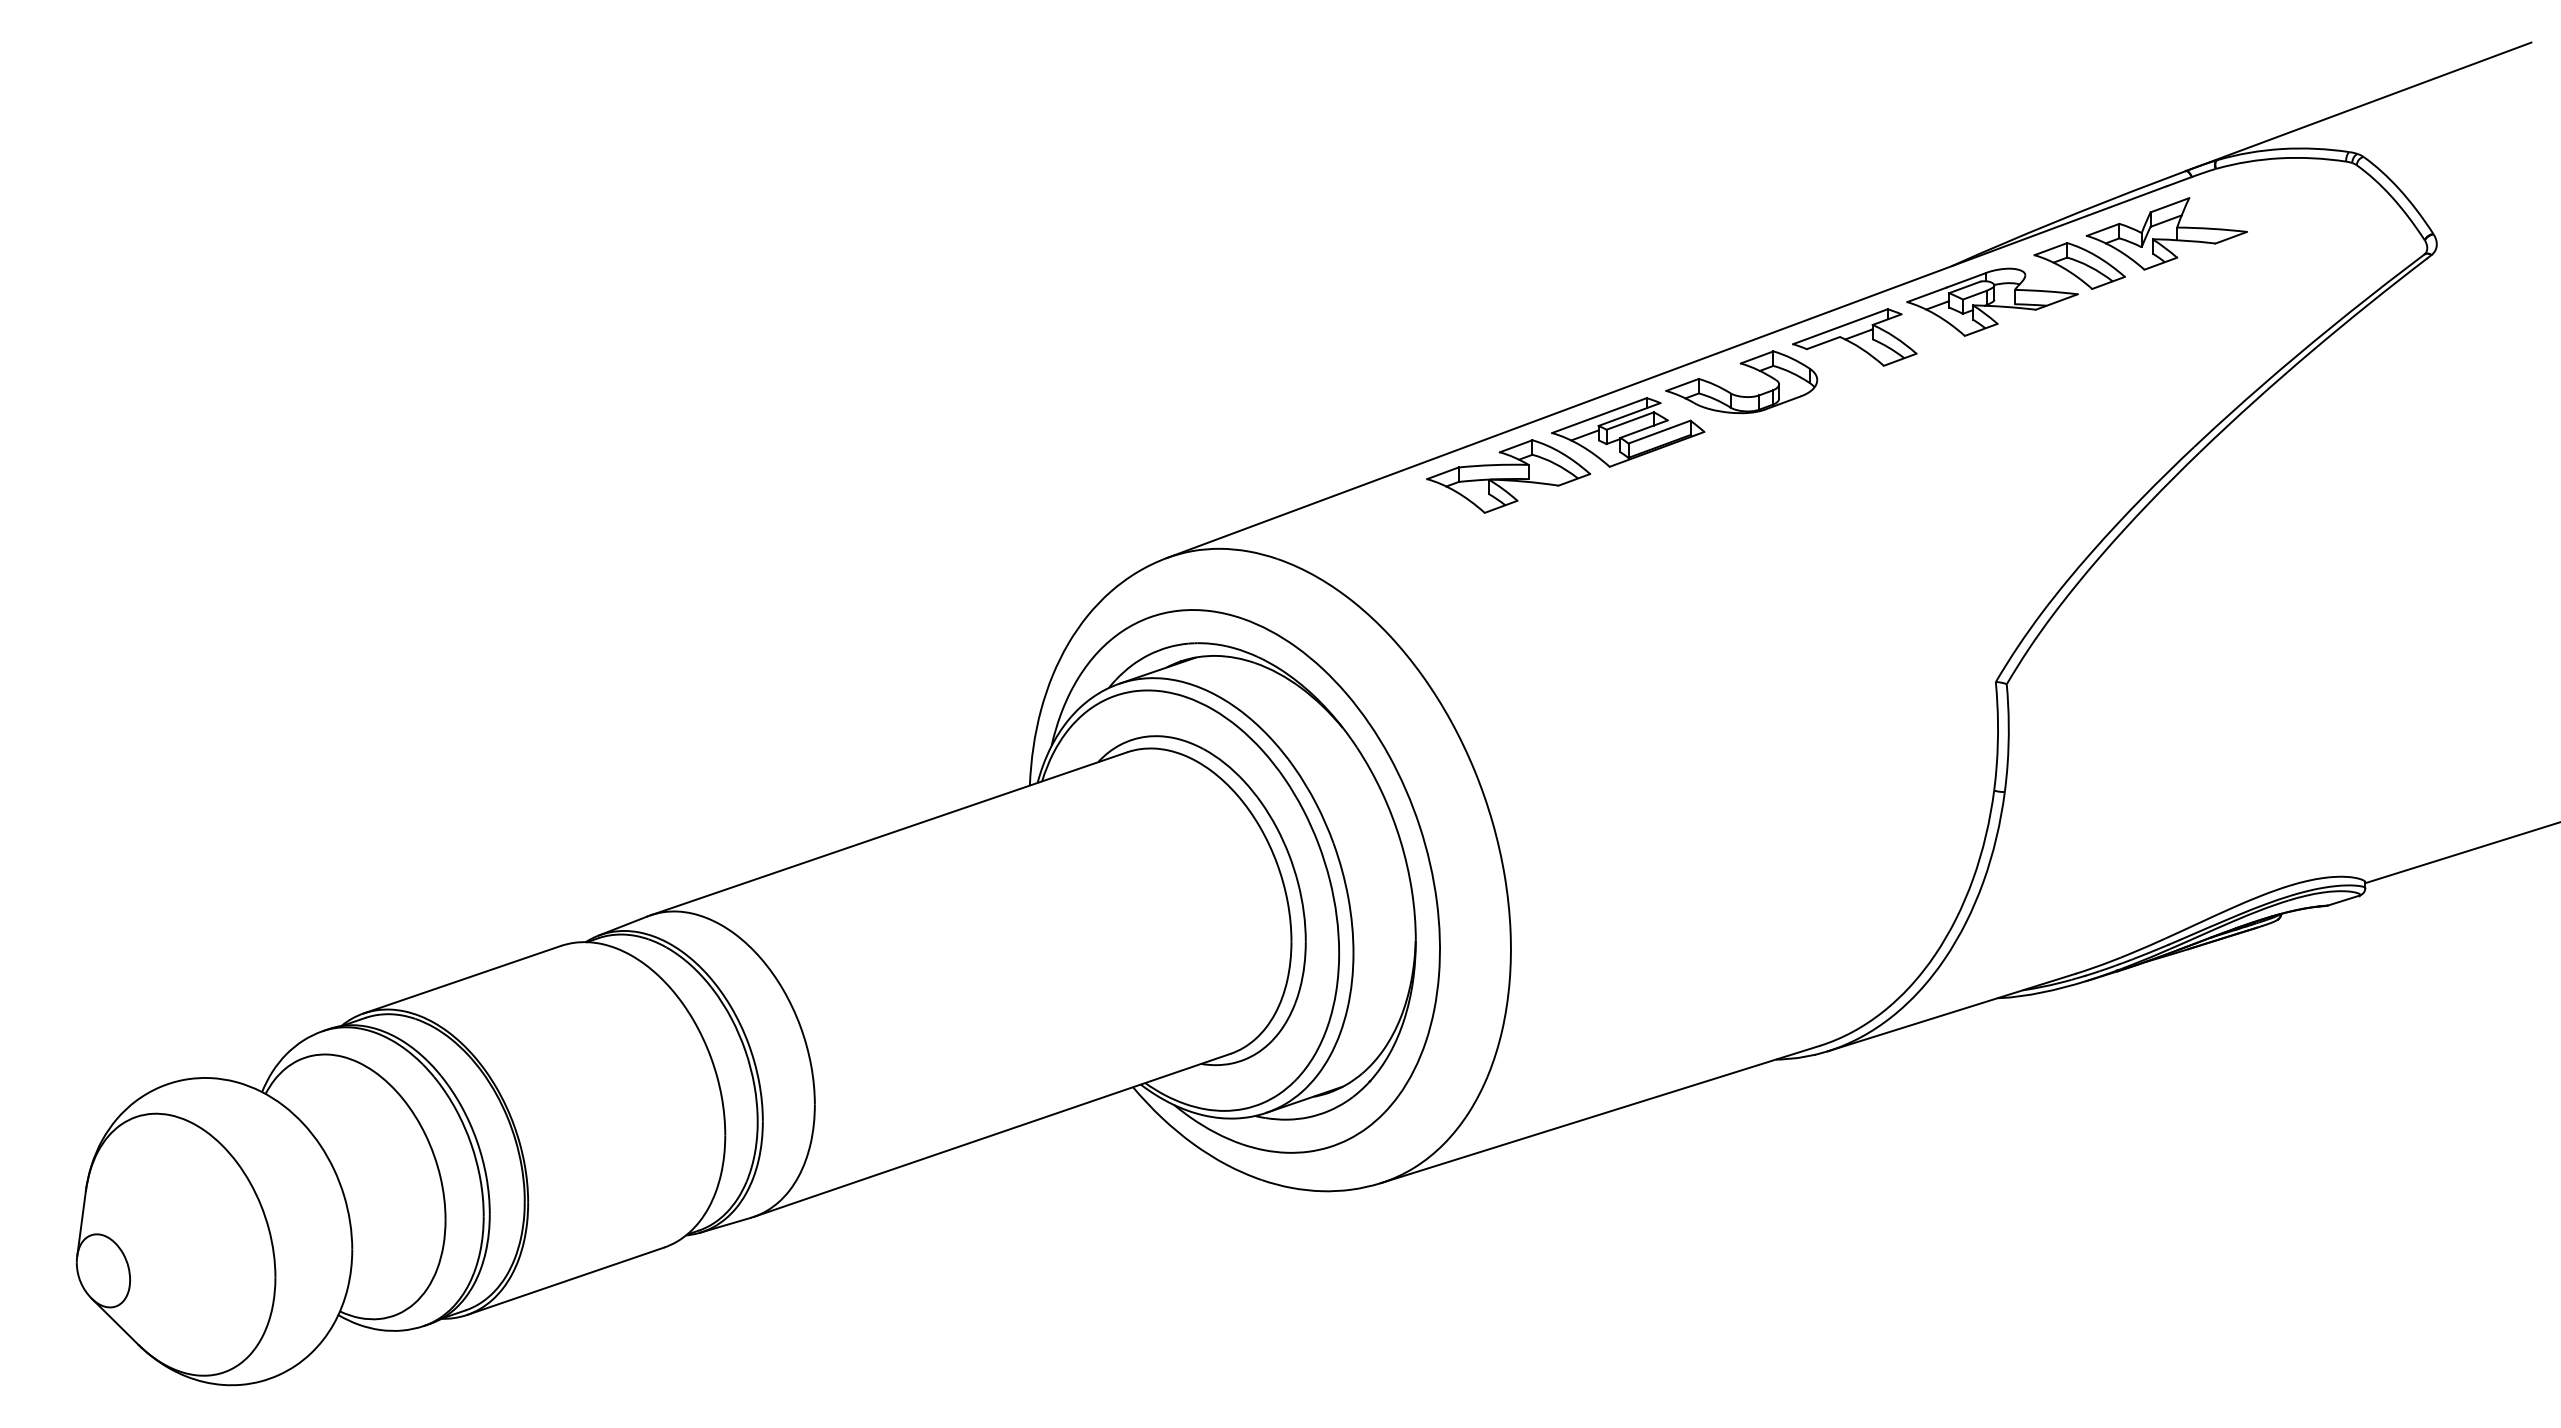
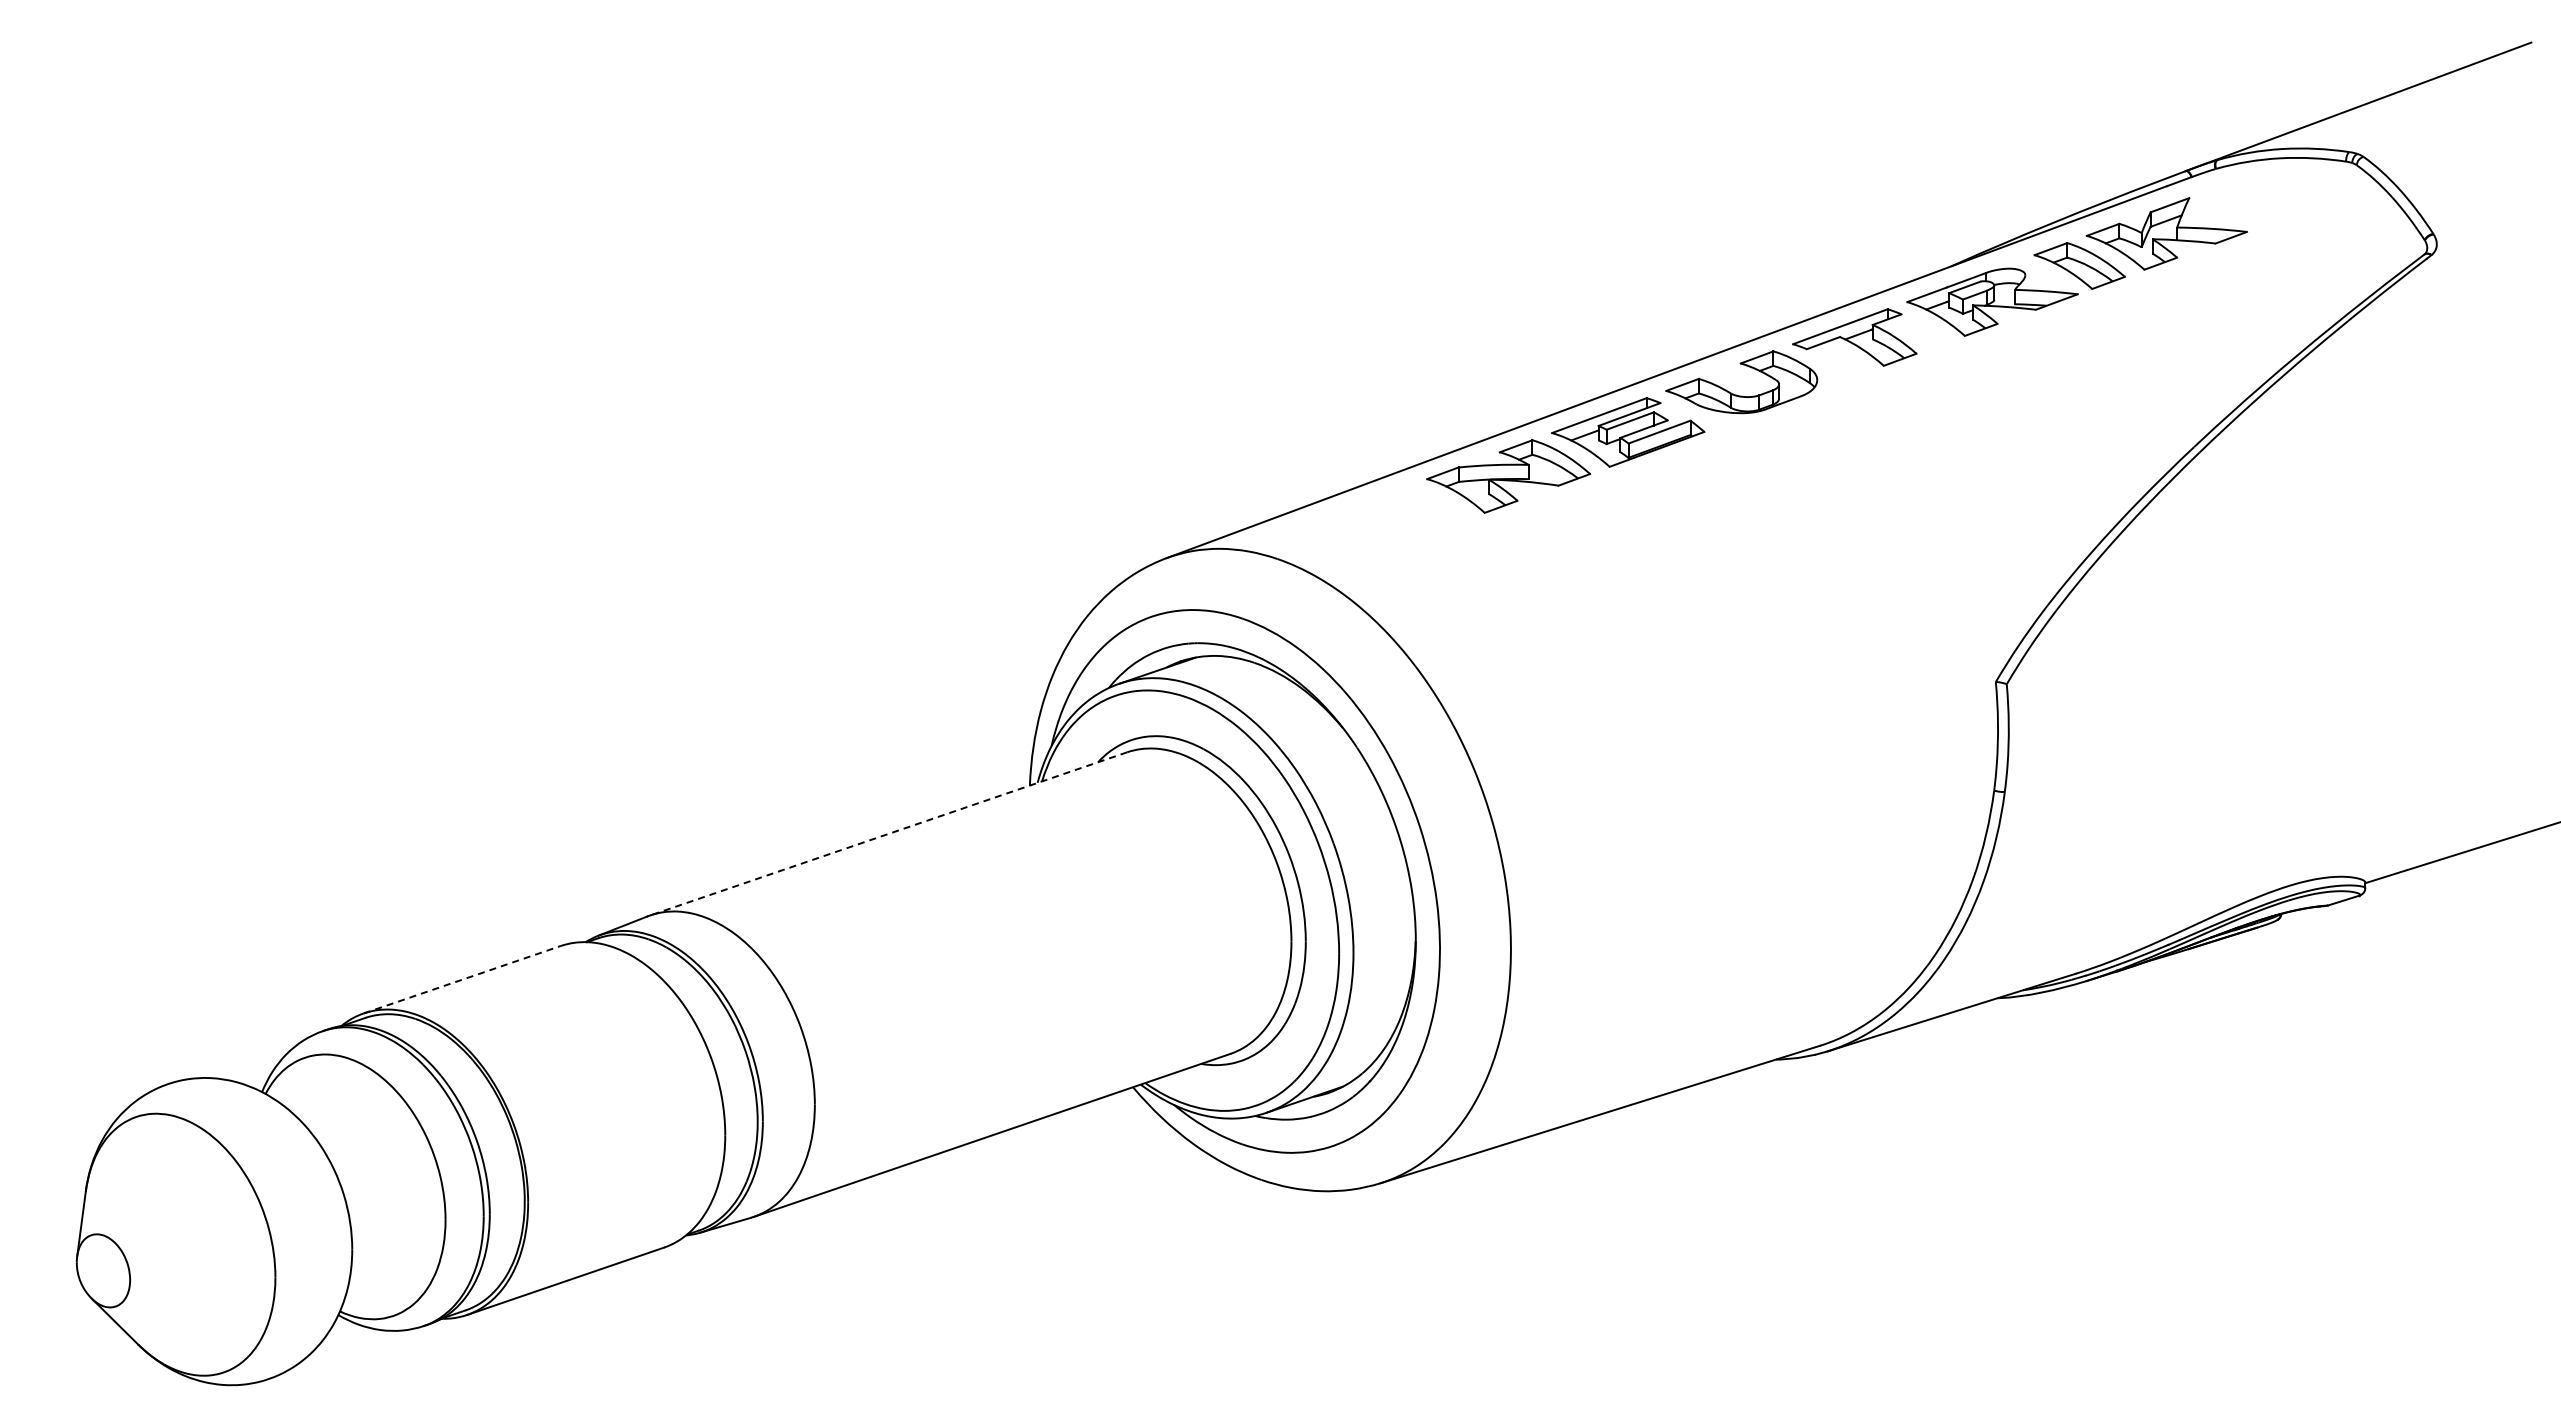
line: solid -> dashed (888, 833)
line: solid -> dashed (462, 979)
